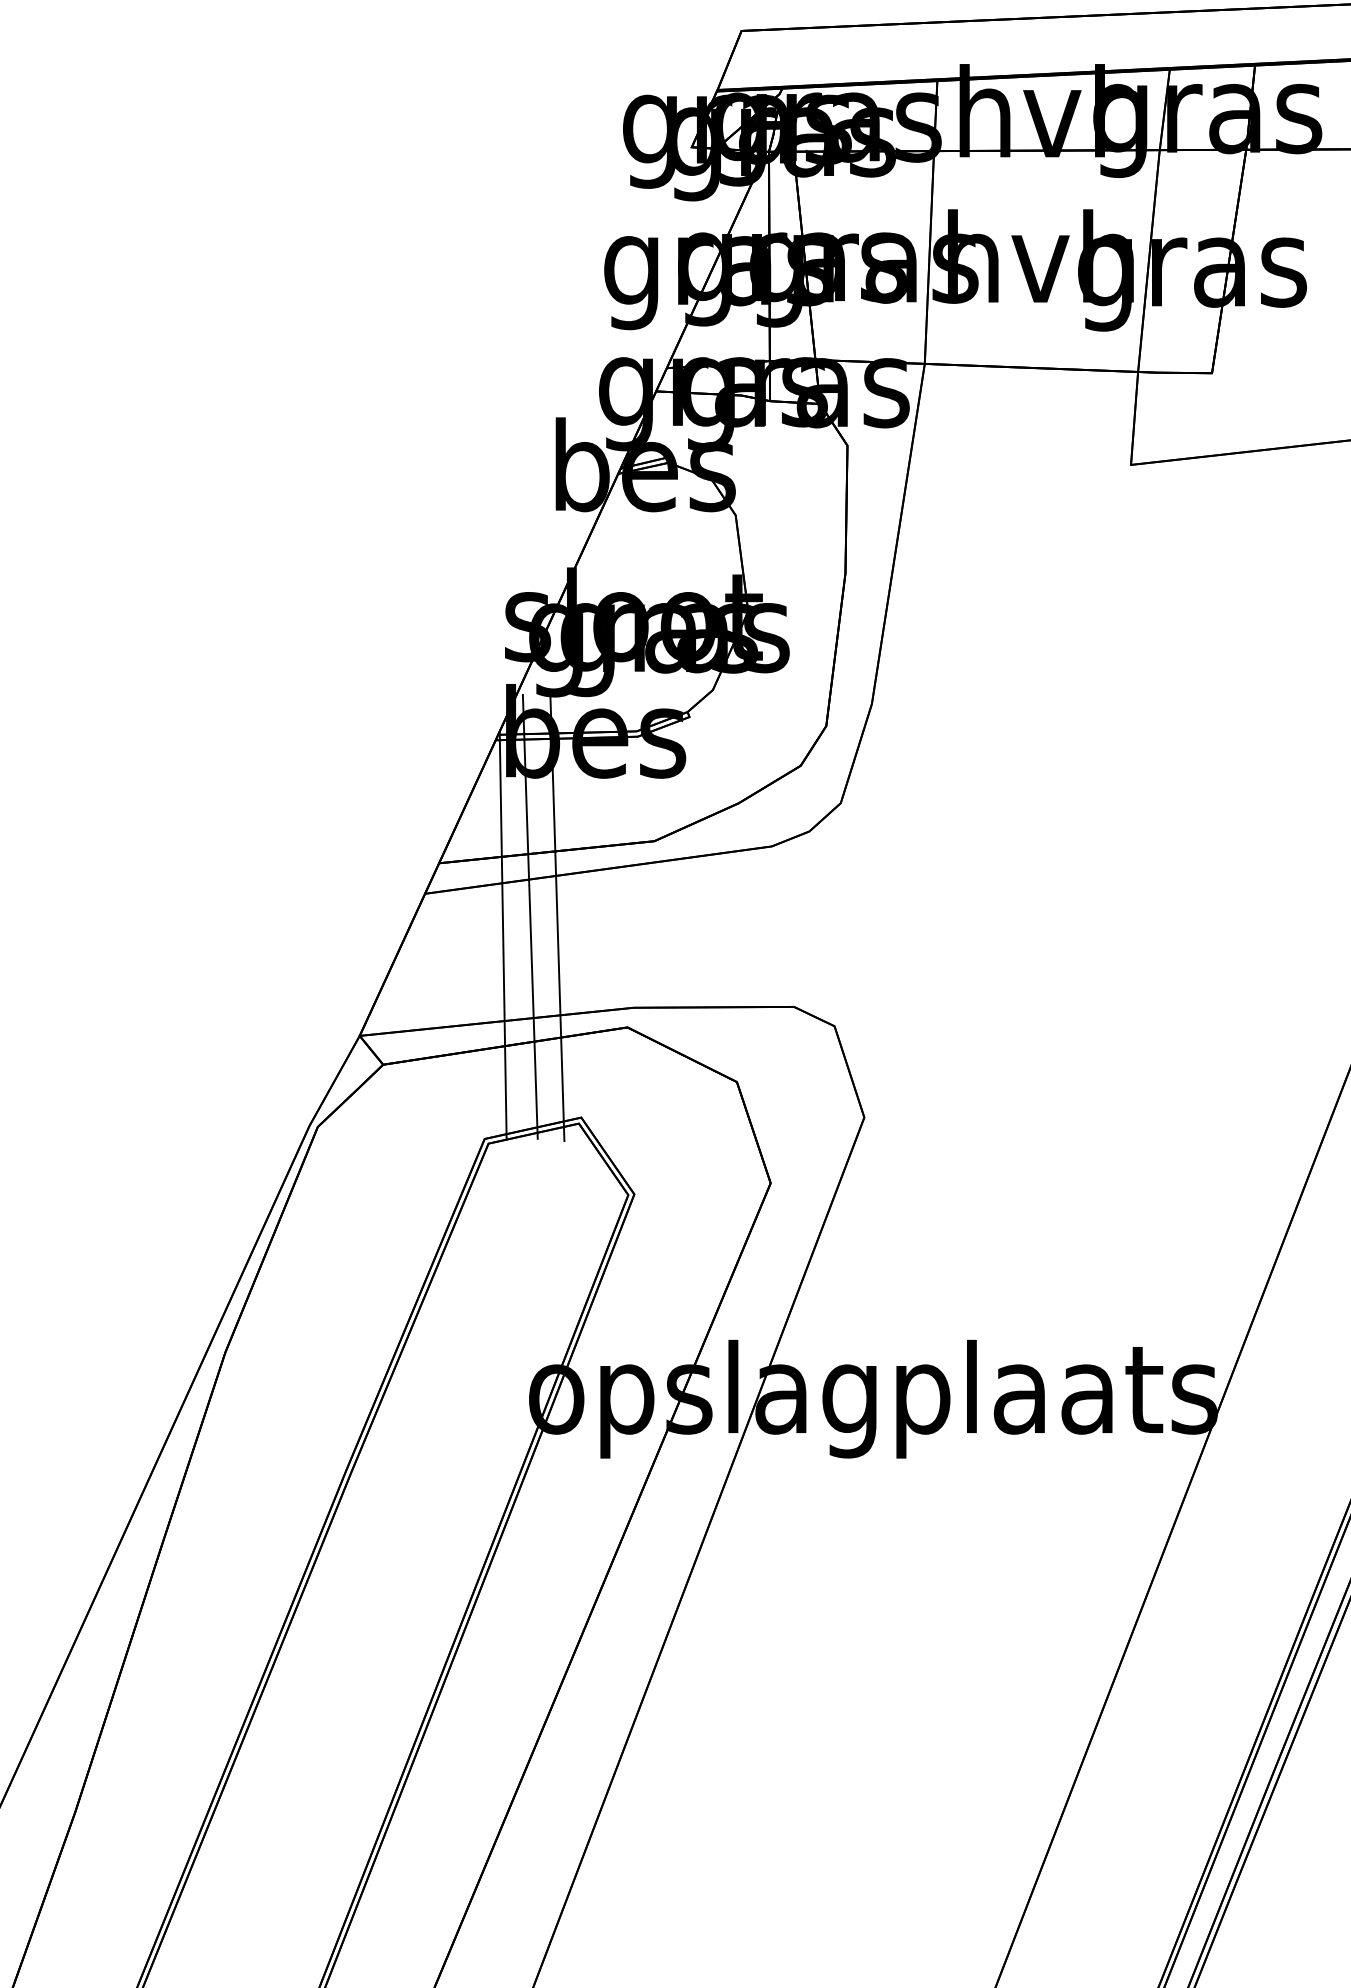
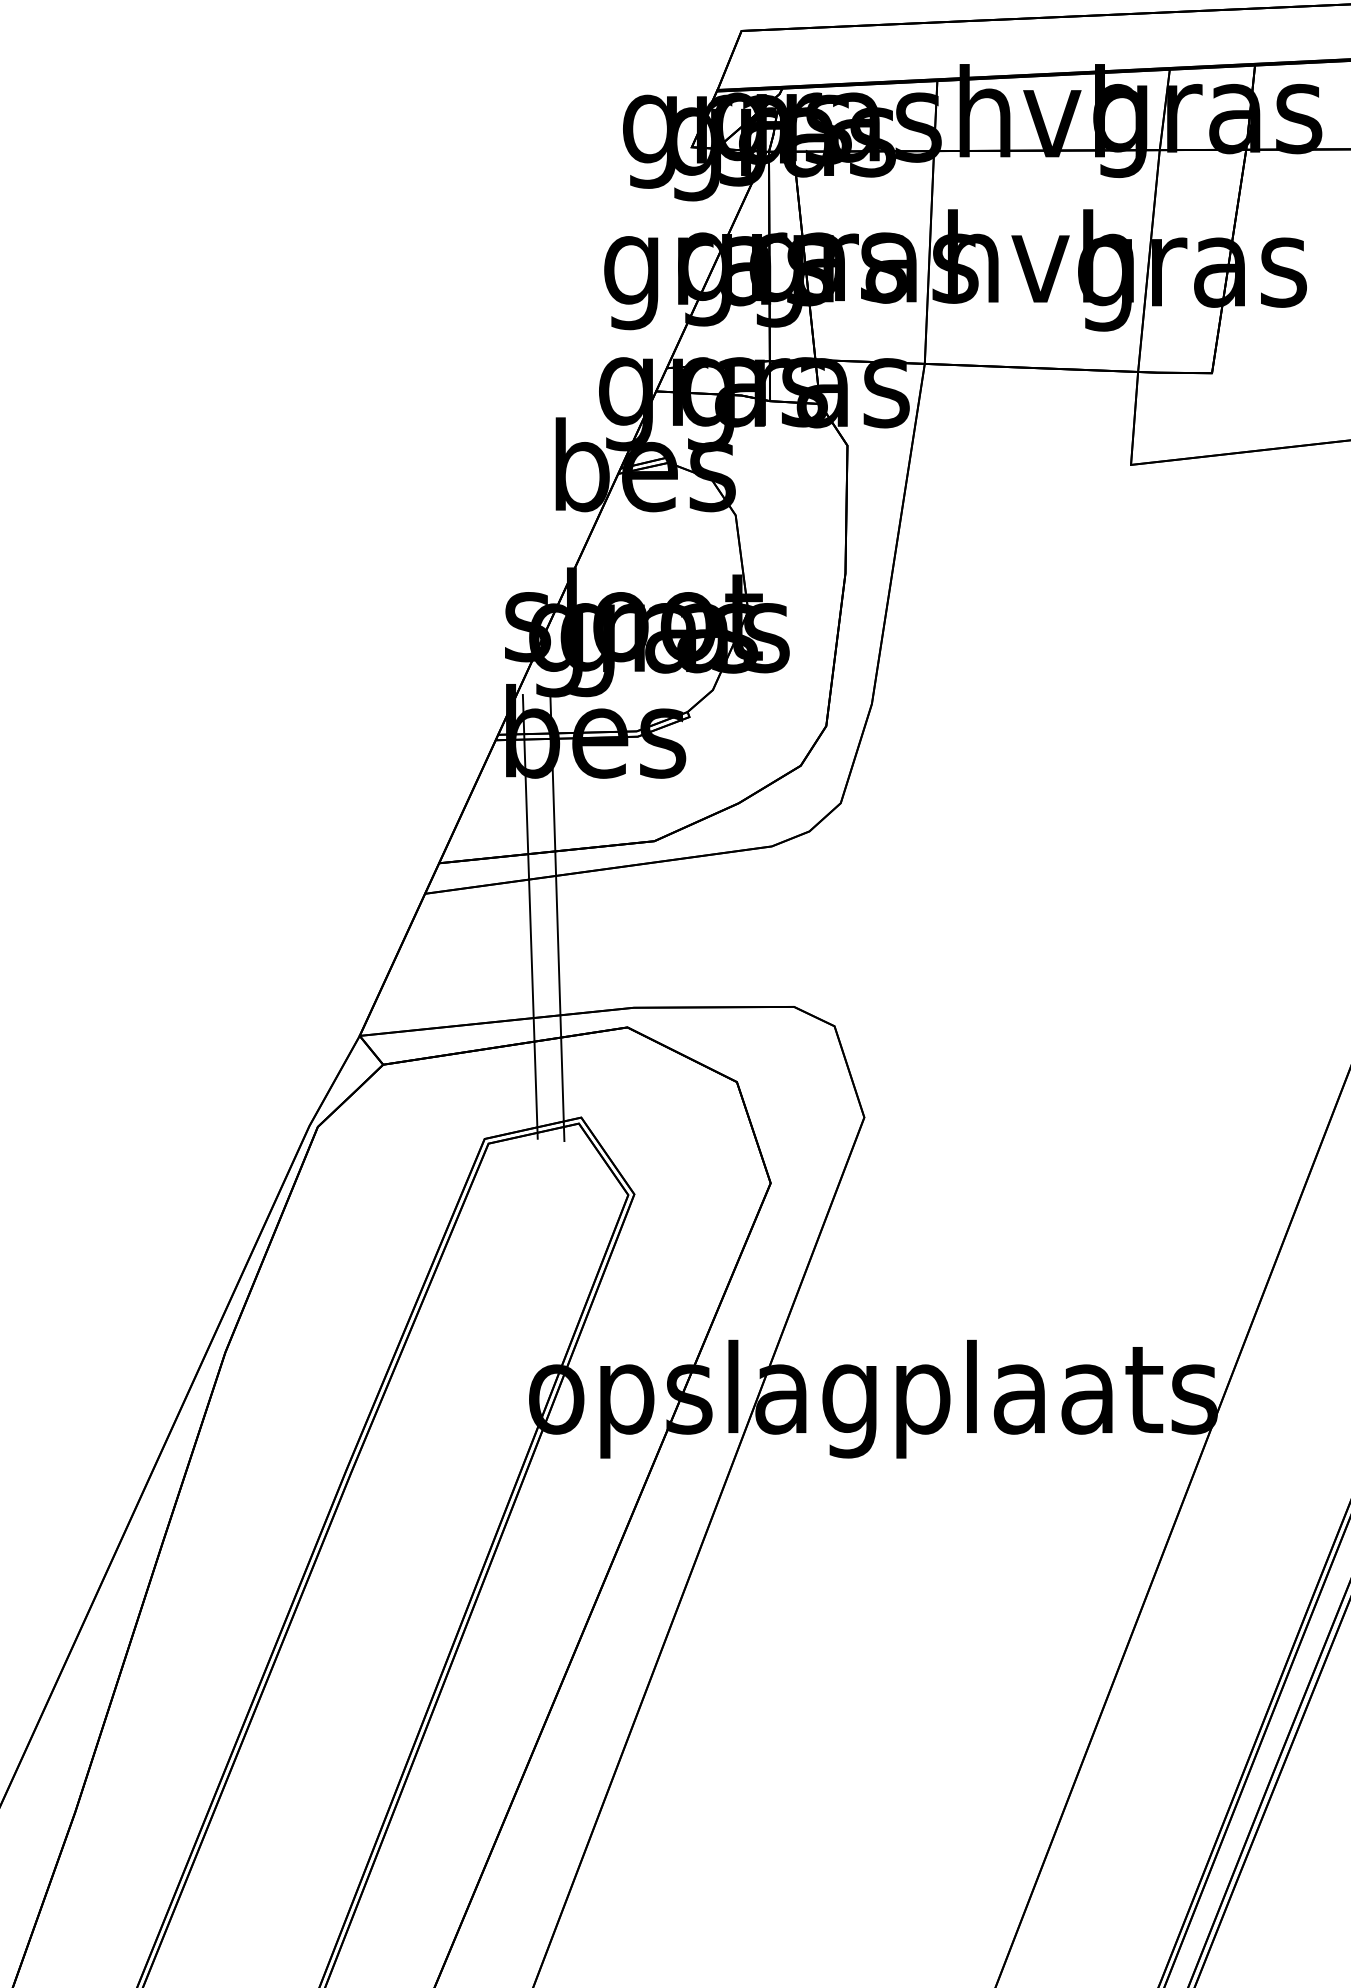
line: present -> none (502, 935)
